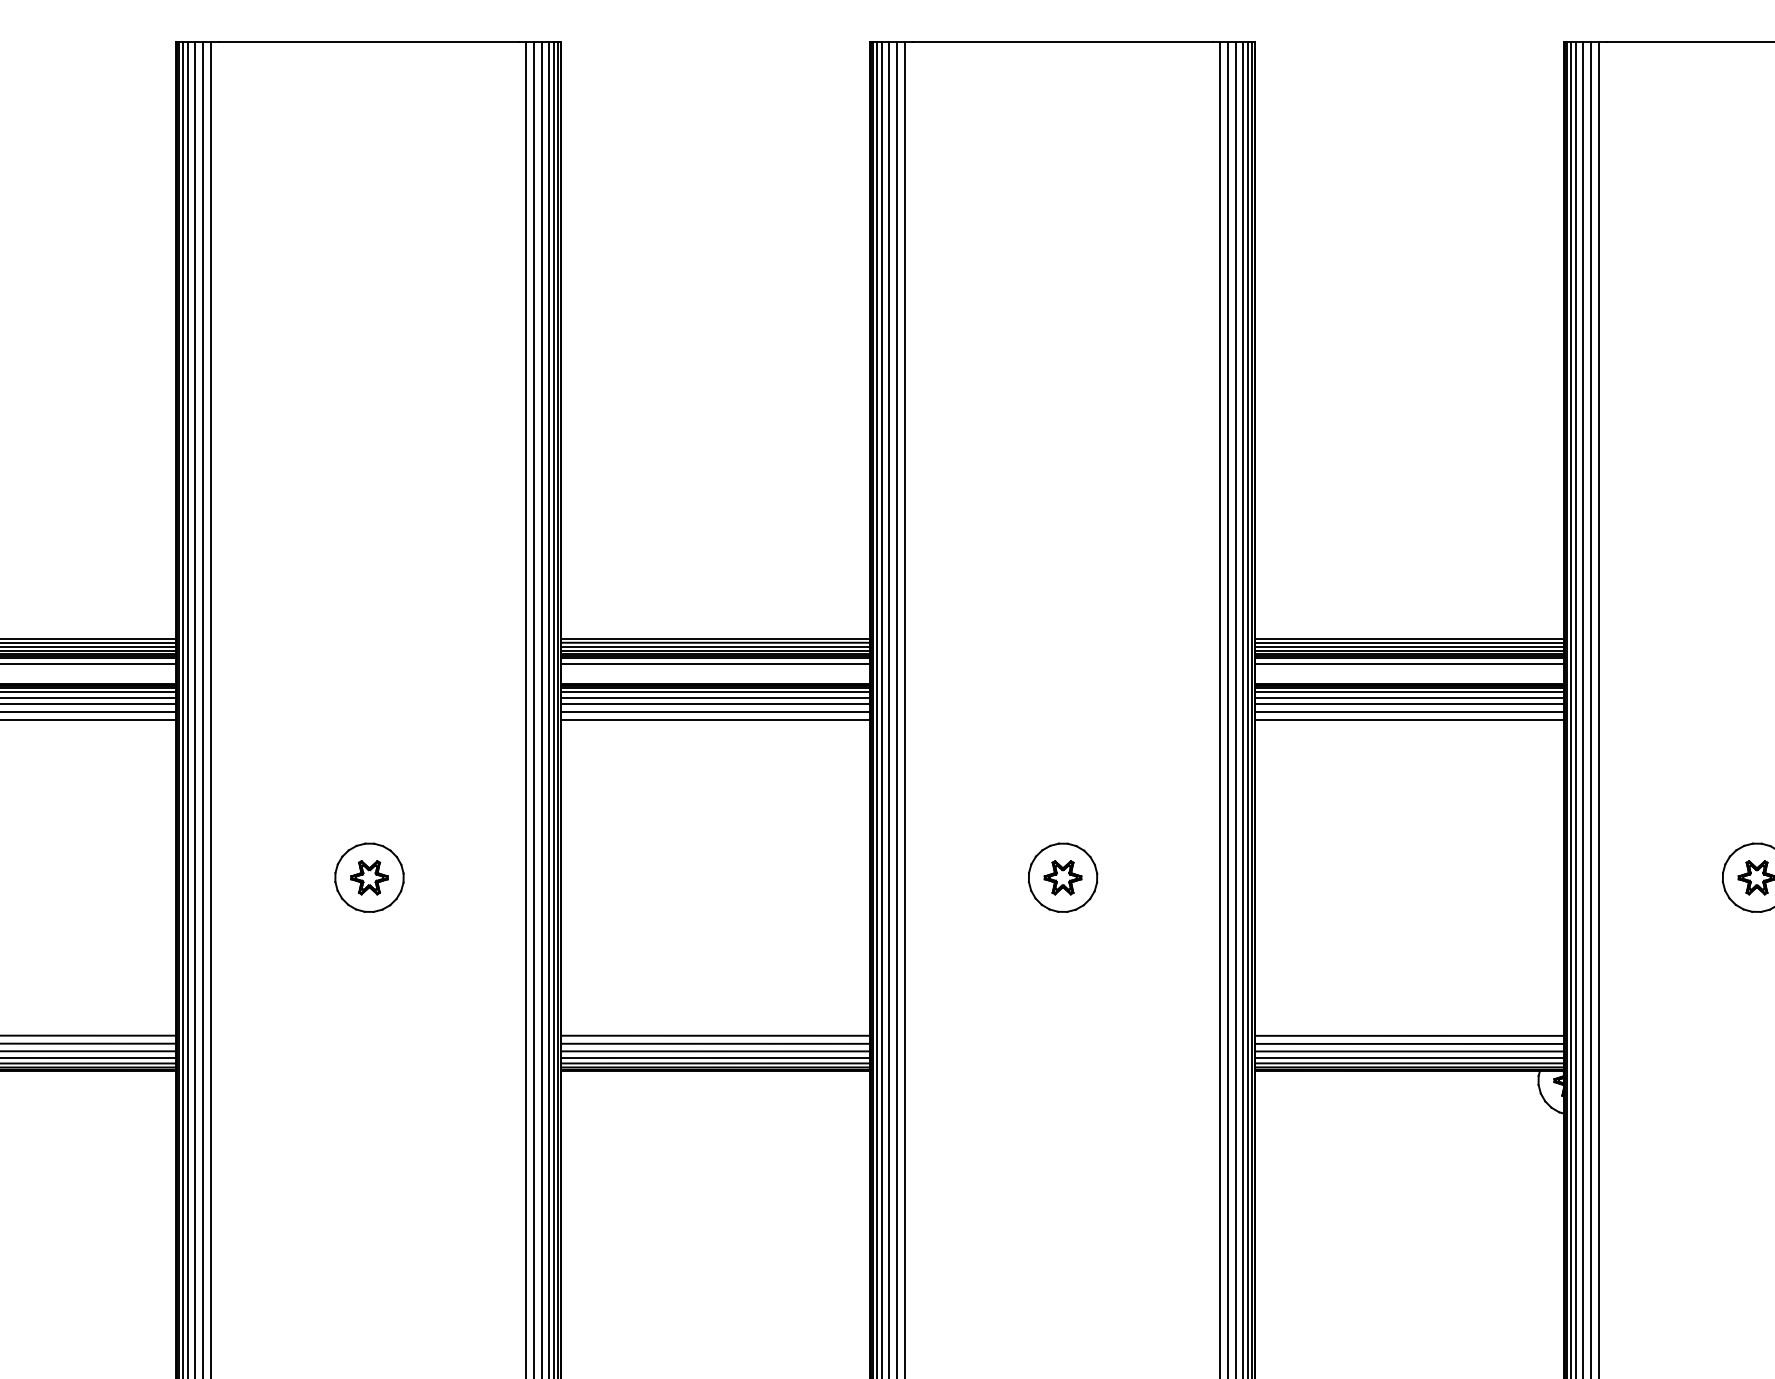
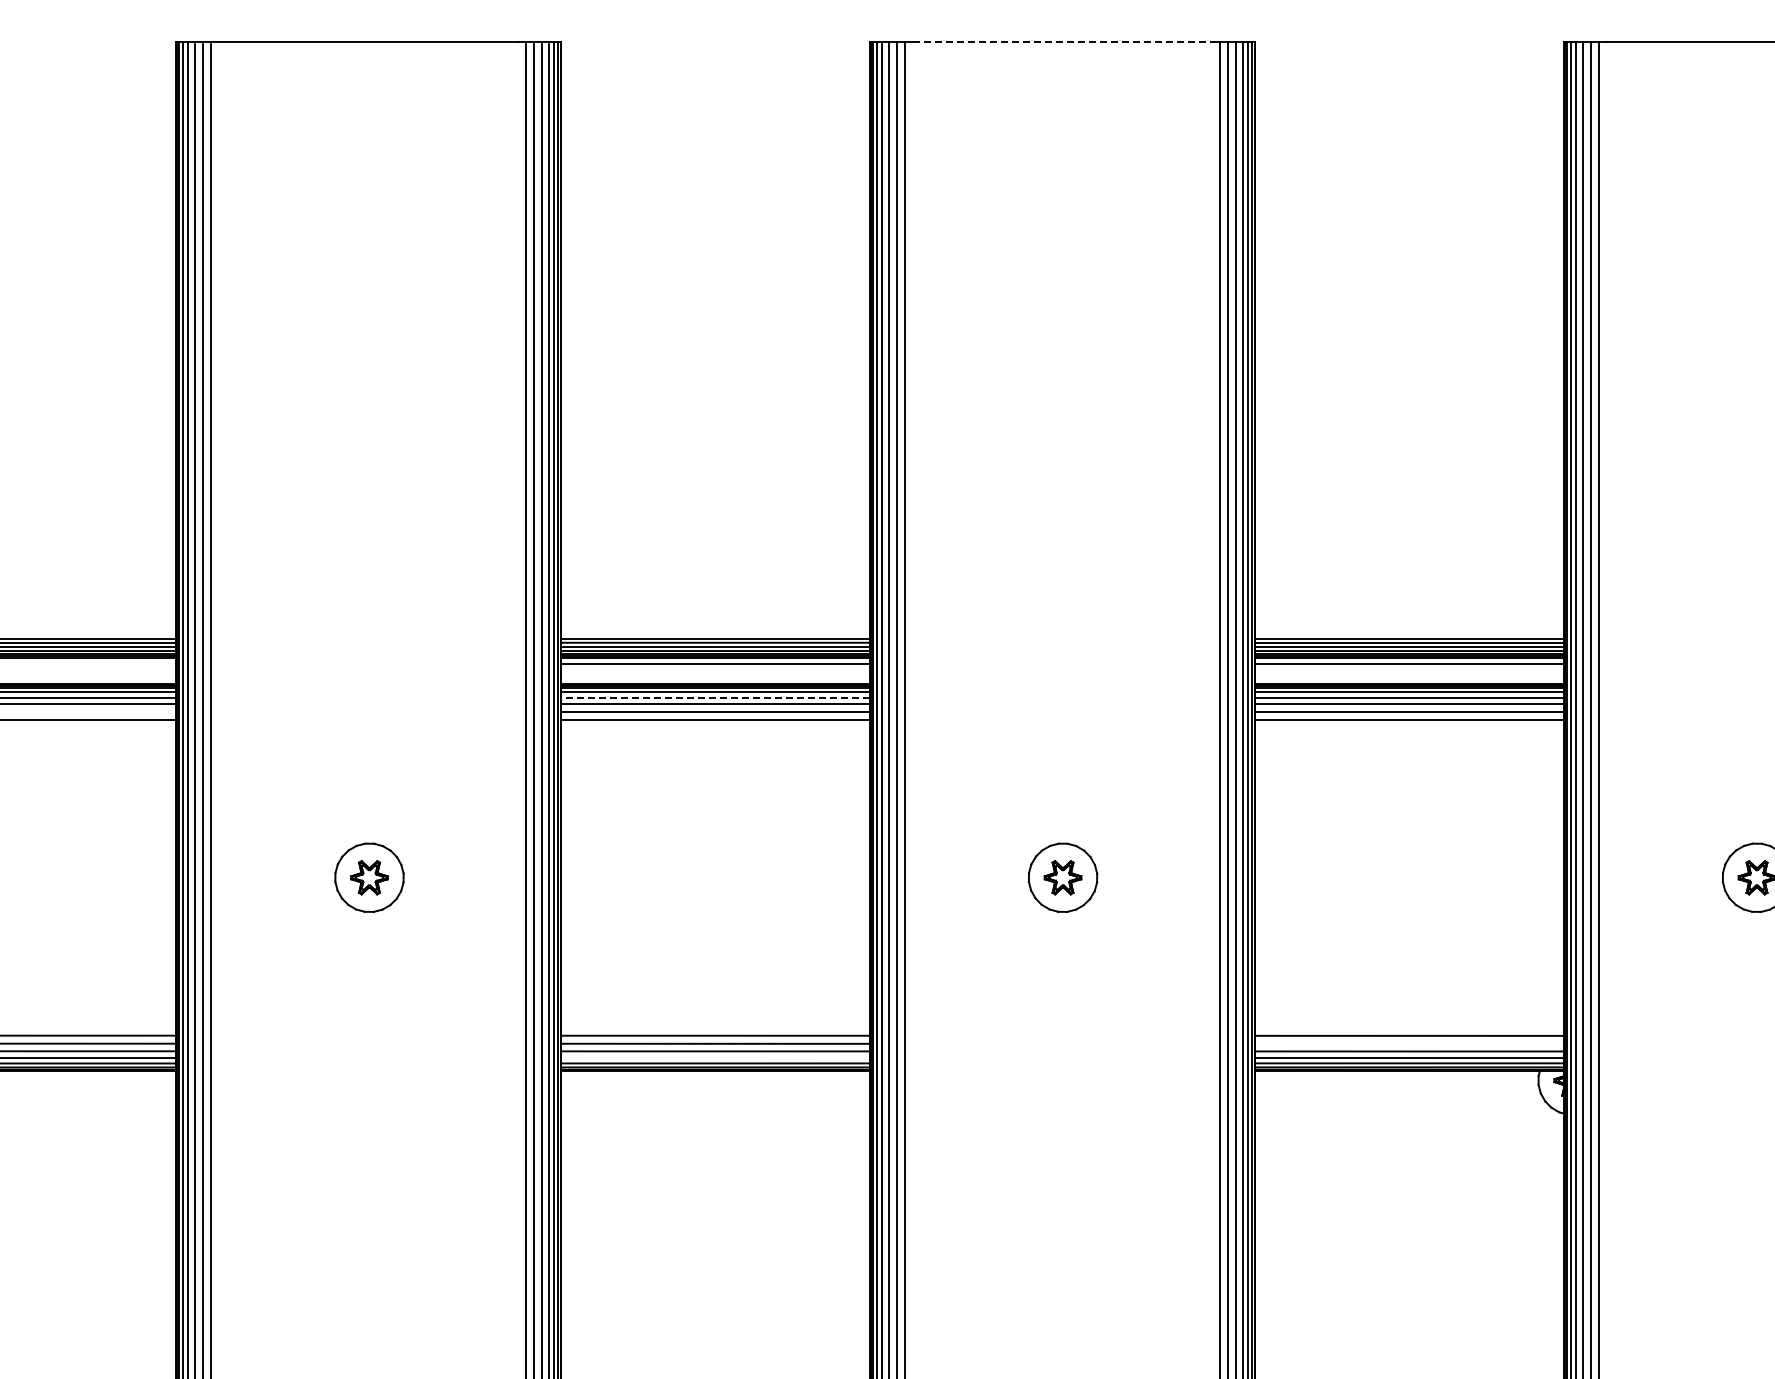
line: solid -> dashed (1062, 42)
line: present -> none (88, 664)
line: solid -> dashed (715, 697)
line: present -> none (88, 712)
line: present -> none (1409, 1043)
line: present -> none (715, 1058)
